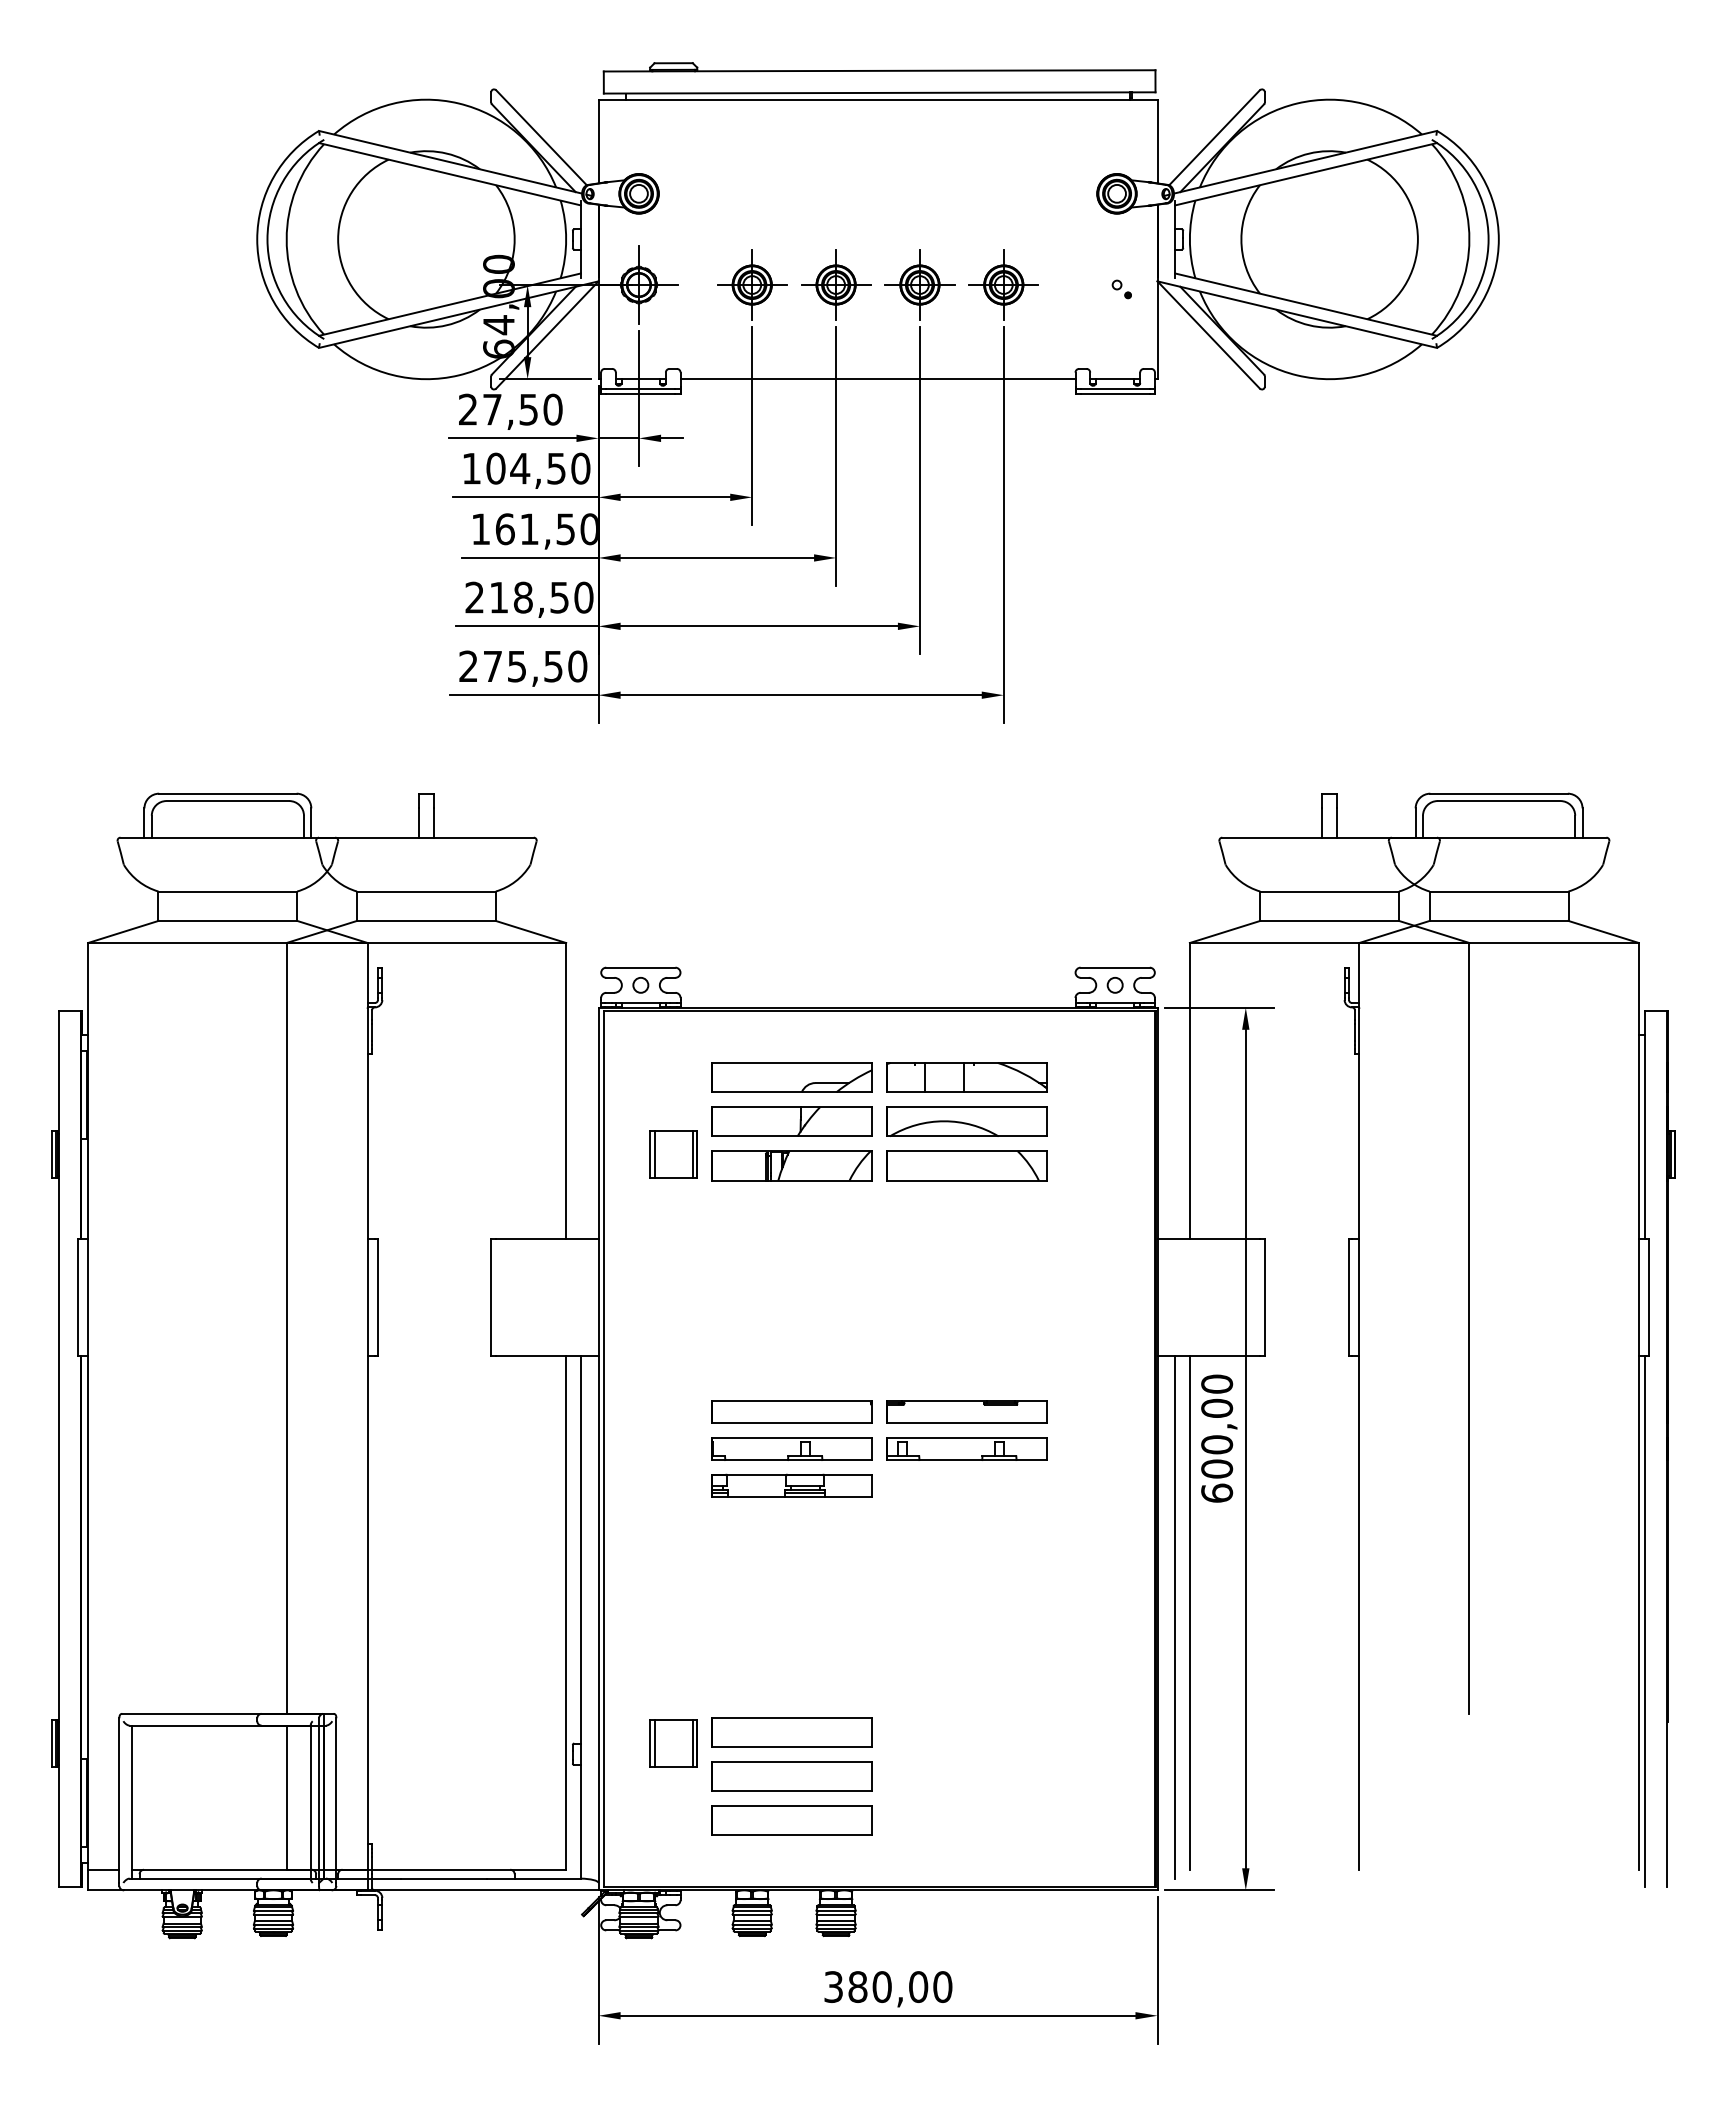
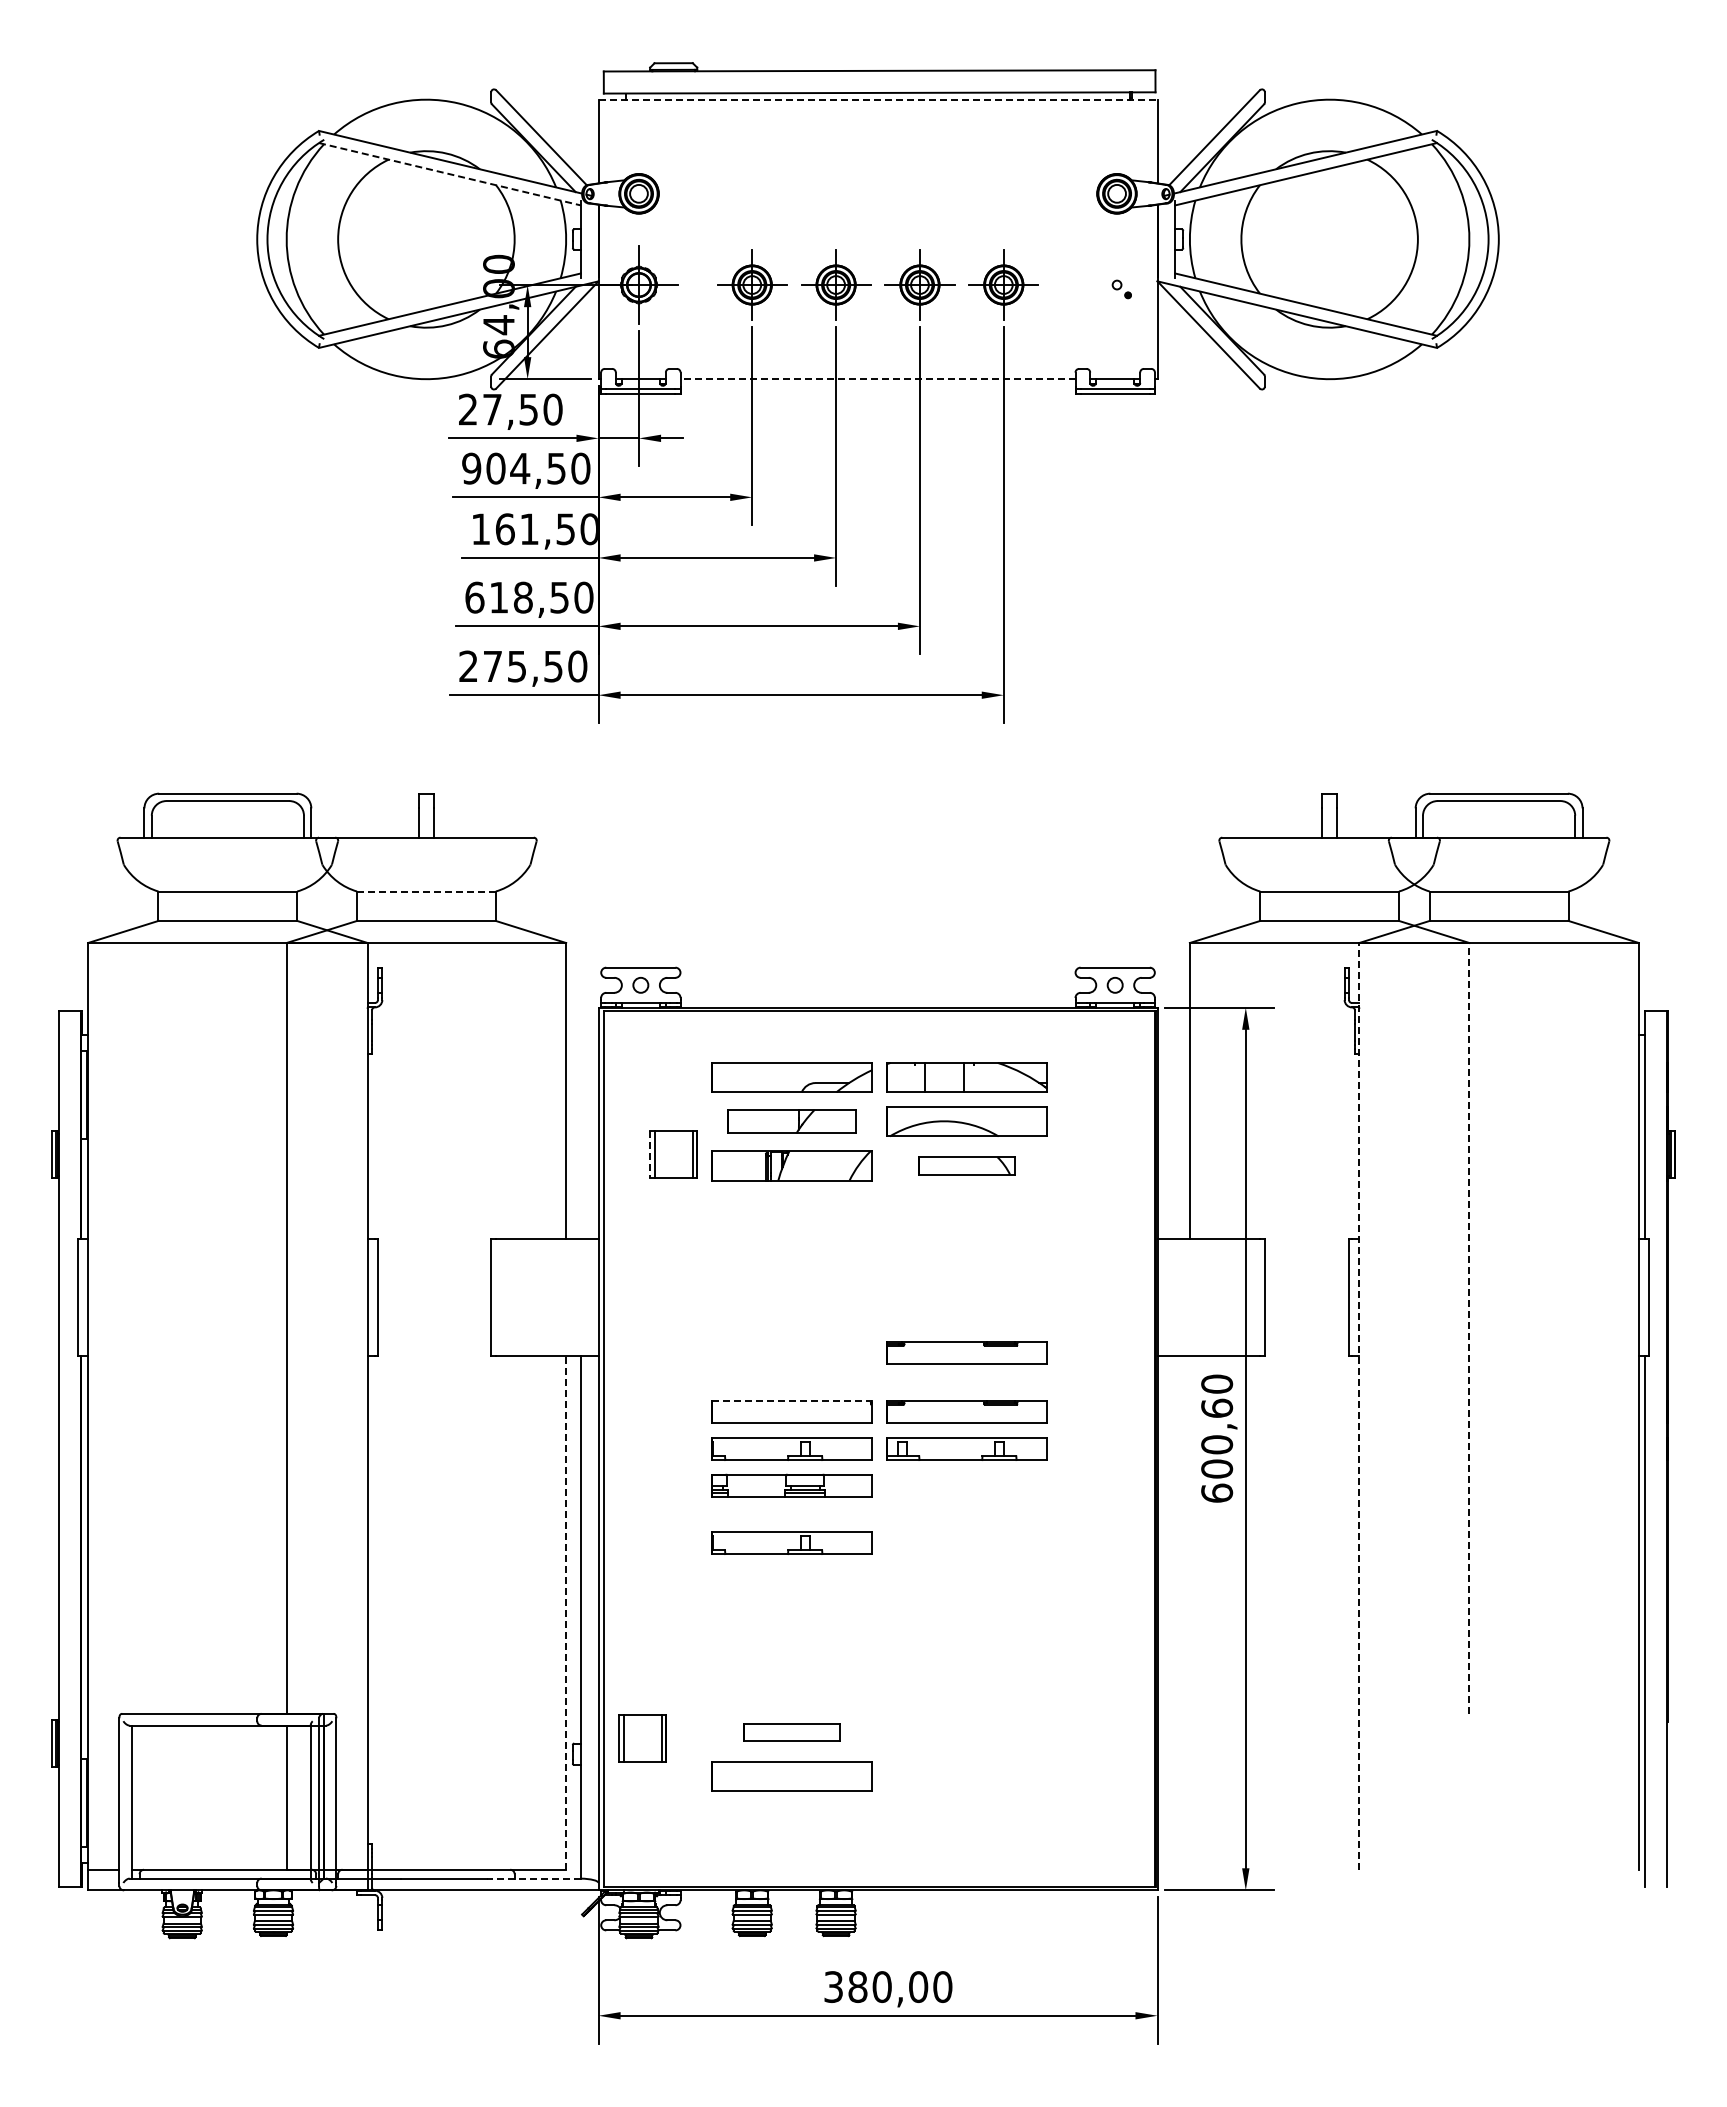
line: solid -> dashed (878, 99)
line: solid -> dashed (449, 174)
line: solid -> dashed (877, 379)
text: 104,50 -> 904,50 (471, 468)
text: 218,50 -> 618,50 (474, 597)
line: solid -> dashed (425, 891)
part size: 162x31 px -> 130x25 px (791, 1121)
line: solid -> dashed (650, 1154)
part size: 162x32 px -> 98x20 px (966, 1165)
line: solid -> dashed (1469, 1327)
part: none -> present (966, 1352)
line: solid -> dashed (792, 1401)
line: solid -> dashed (1359, 1405)
text: 600,00 -> 600,60 (1216, 1407)
part: none -> present (791, 1542)
line: present -> none (1189, 1612)
line: solid -> dashed (566, 1613)
line: present -> none (1175, 1617)
part size: 162x31 px -> 98x19 px (791, 1732)
part position: (673, 1743) -> (642, 1738) (642, 1738)
part: present -> none (791, 1820)
line: solid -> dashed (534, 1878)
